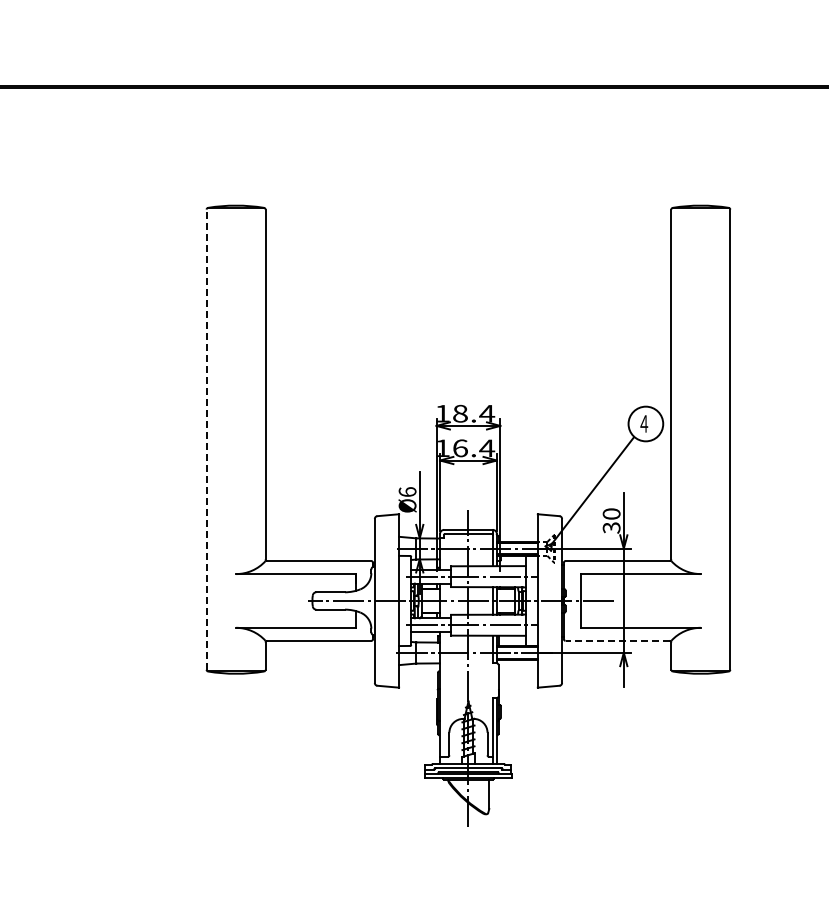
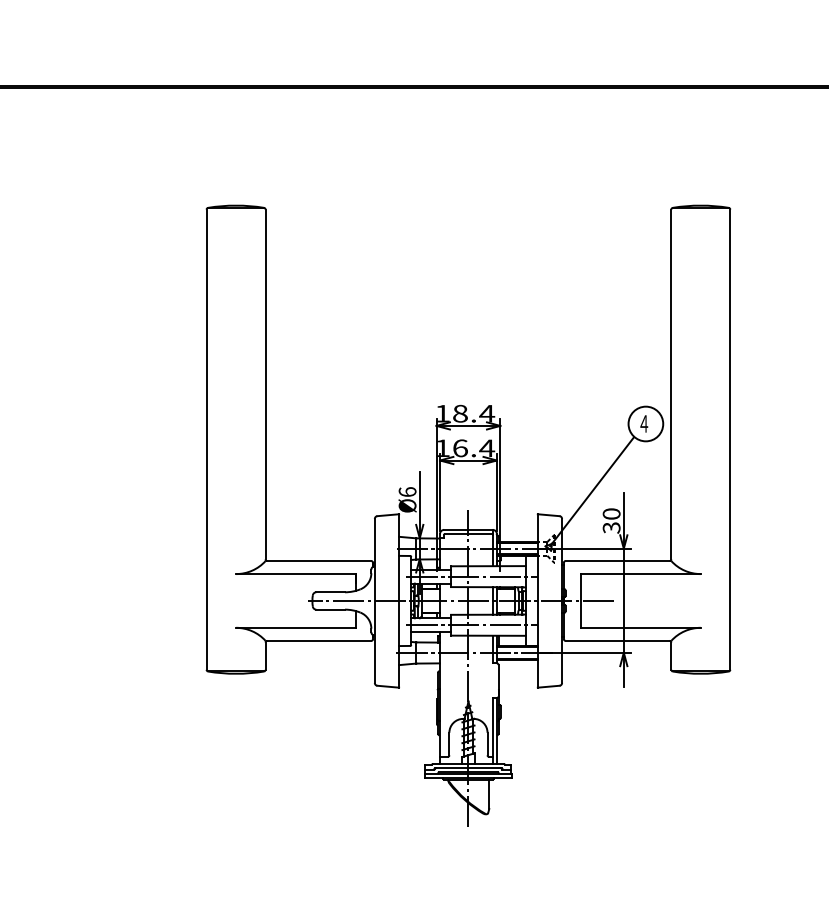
line: dashed -> solid (206, 439)
line: dashed -> solid (617, 640)
